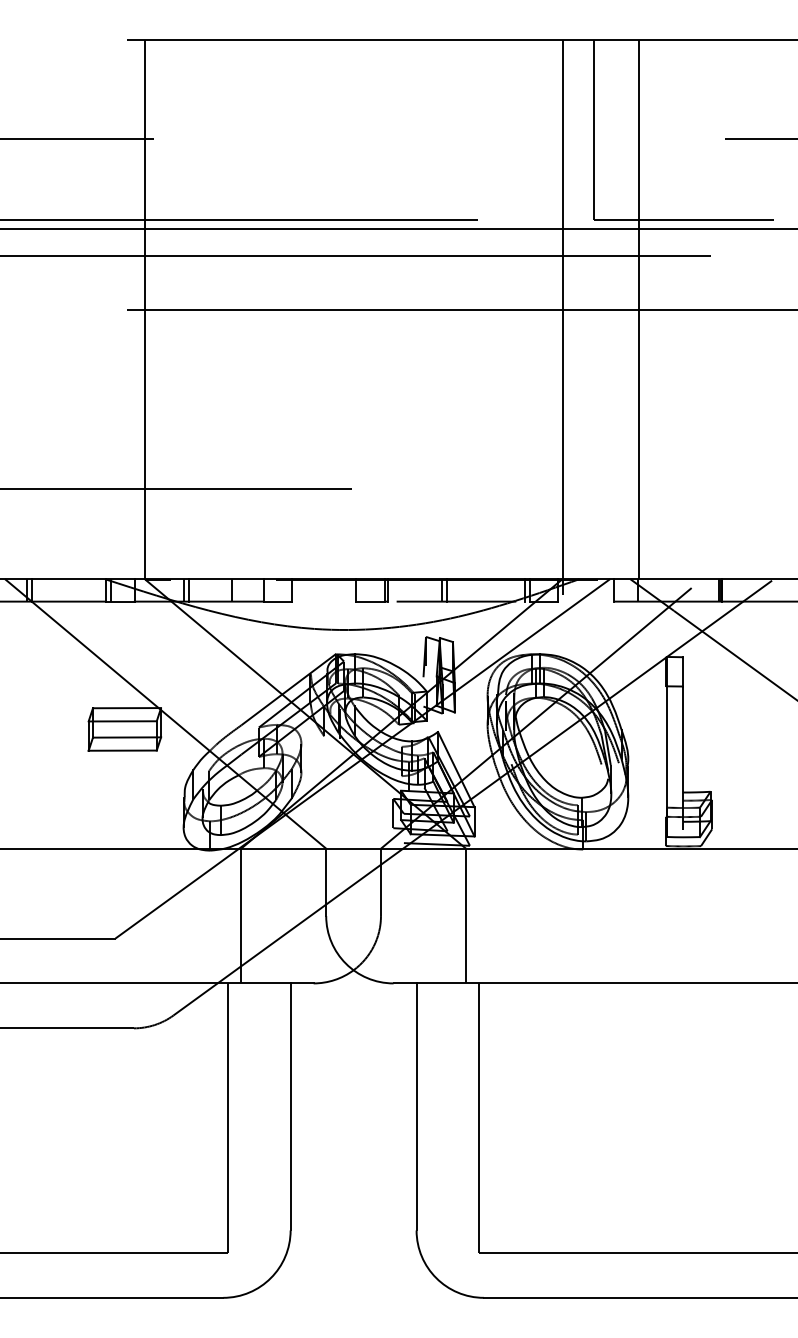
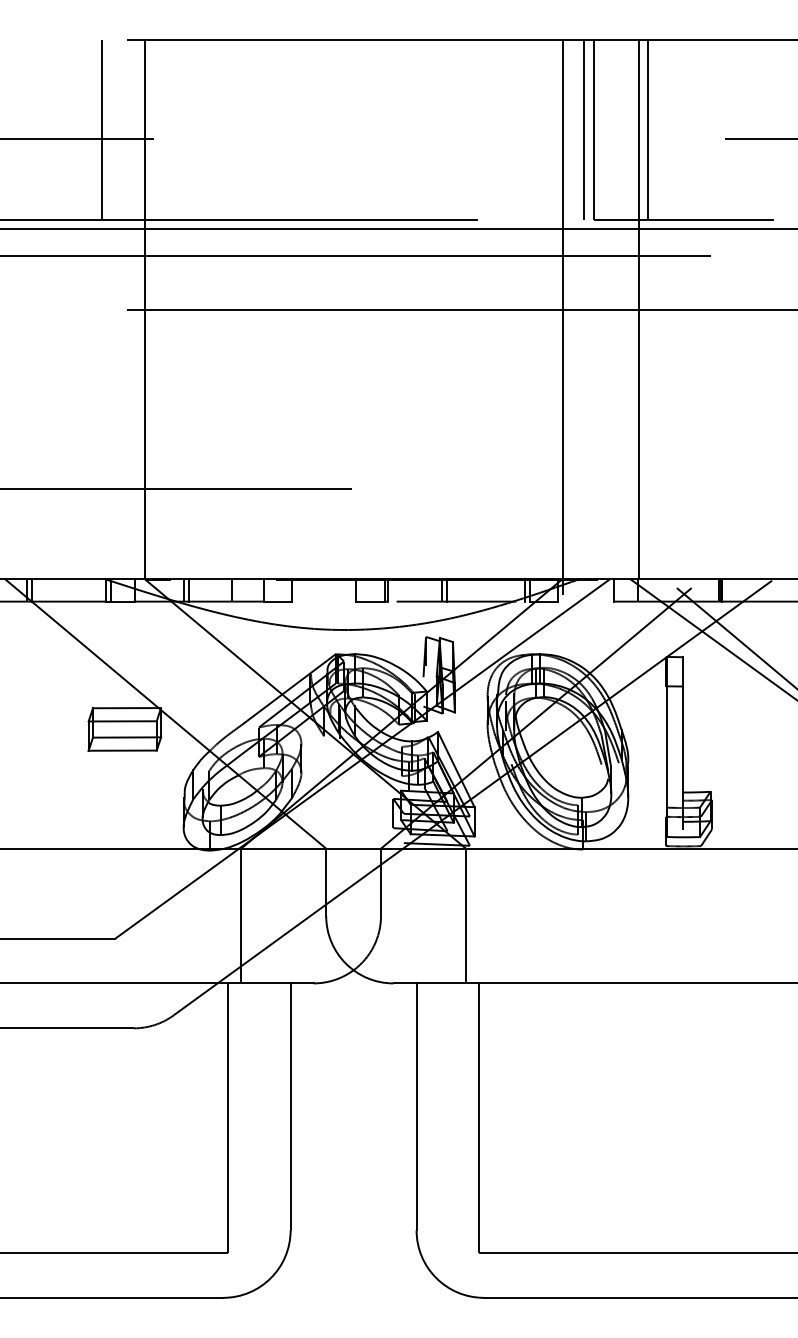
line: none -> present (101, 129)
line: none -> present (583, 129)
line: none -> present (648, 129)
line: none -> present (735, 637)
